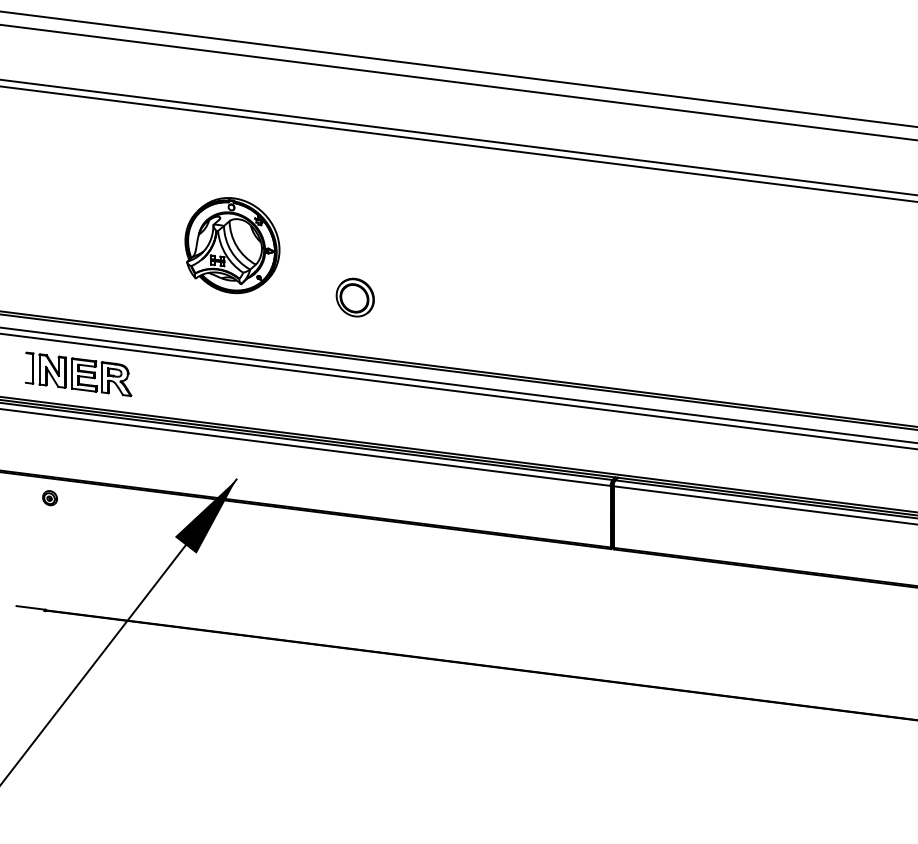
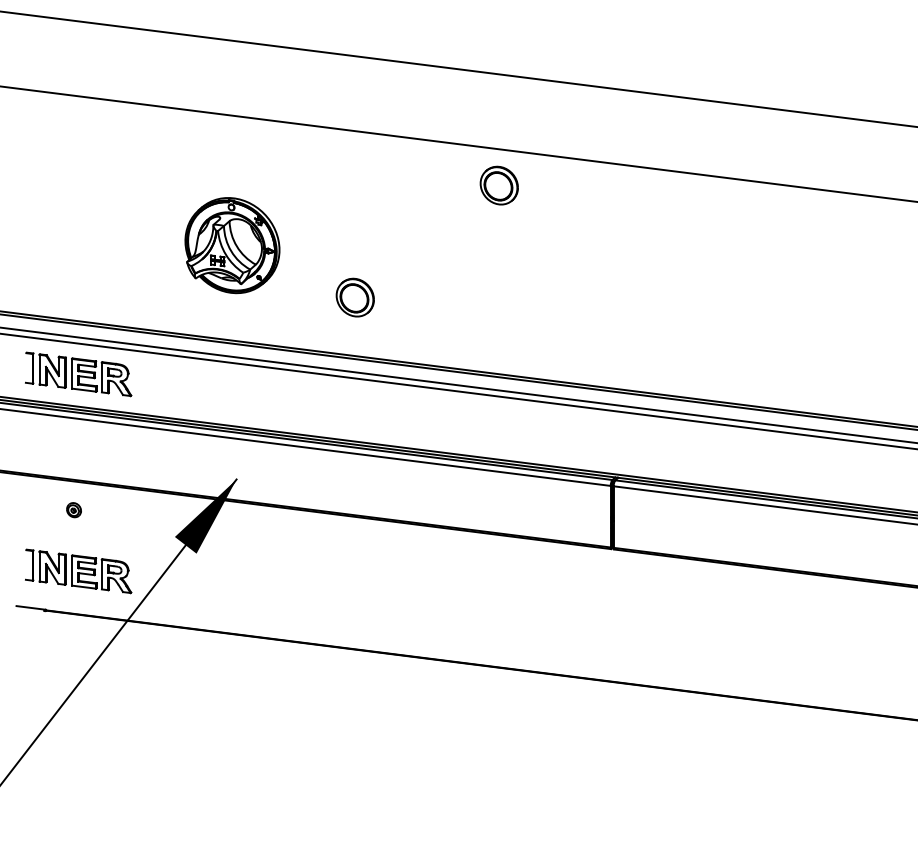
line: present -> none (458, 82)
line: present -> none (458, 137)
part: none -> present (498, 185)
part position: (49, 498) -> (73, 510) (73, 510)
part: none -> present (78, 571)
